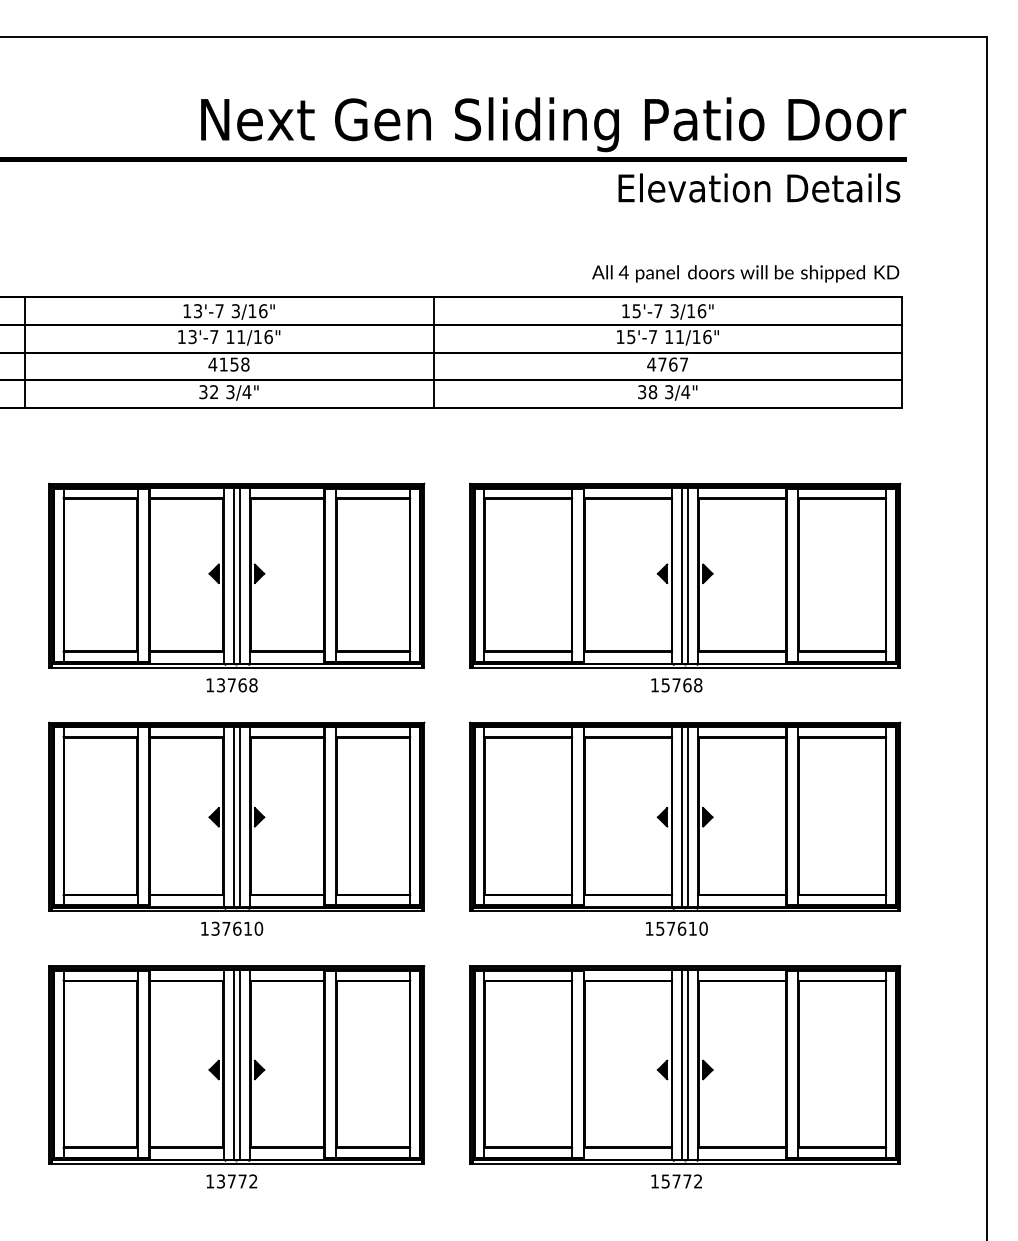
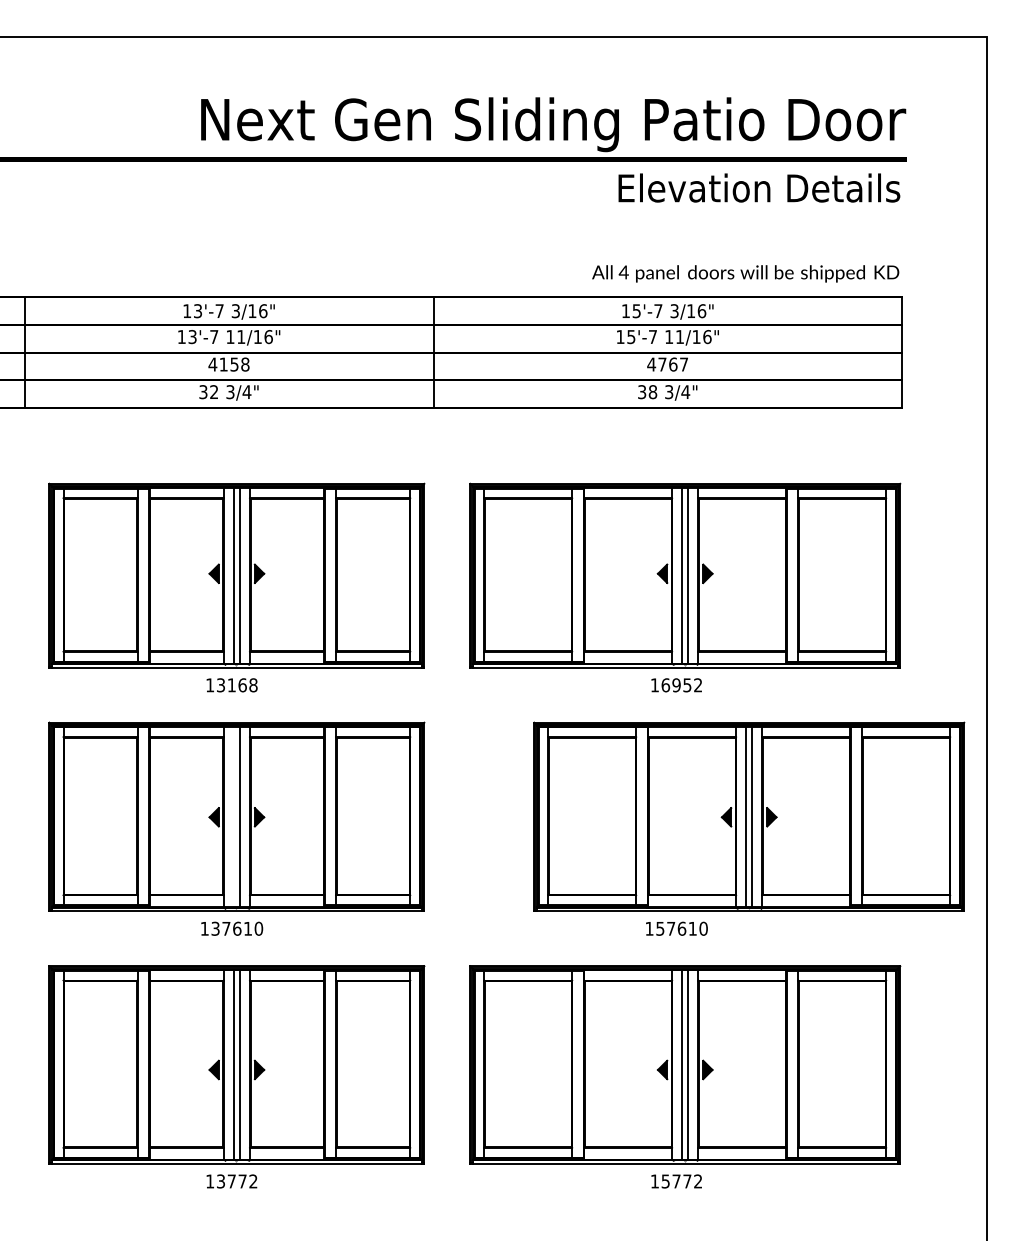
text: 13768 -> 13168 (231, 685)
text: 15768 -> 16952 (681, 685)
line: present -> none (233, 816)
part position: (685, 816) -> (749, 816) (749, 816)
